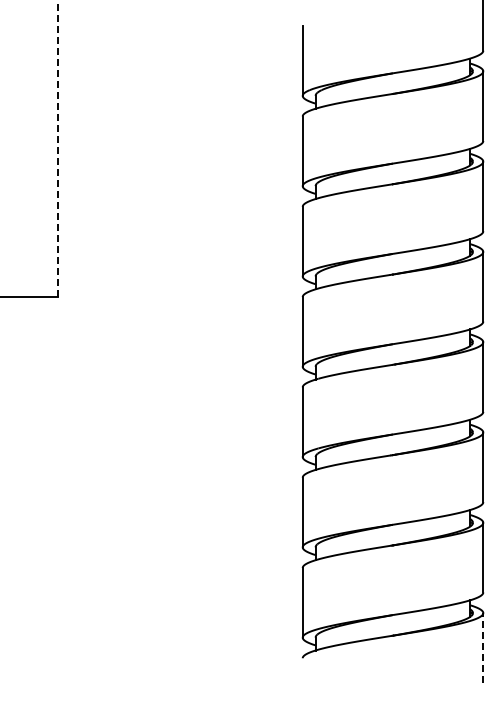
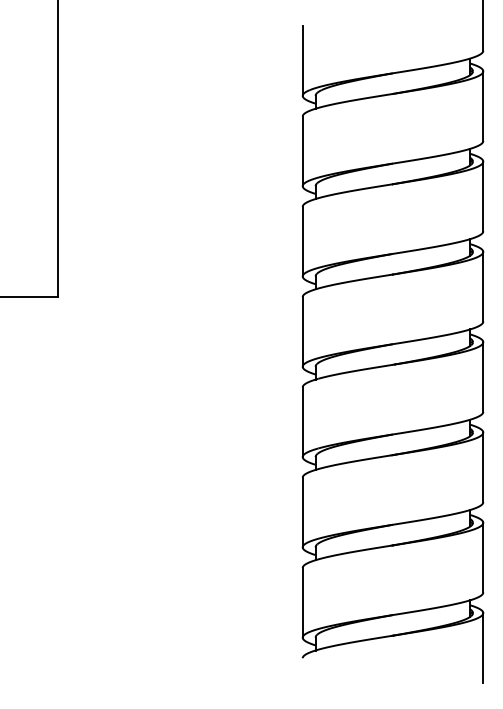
line: dashed -> solid (57, 149)
line: dashed -> solid (483, 647)
